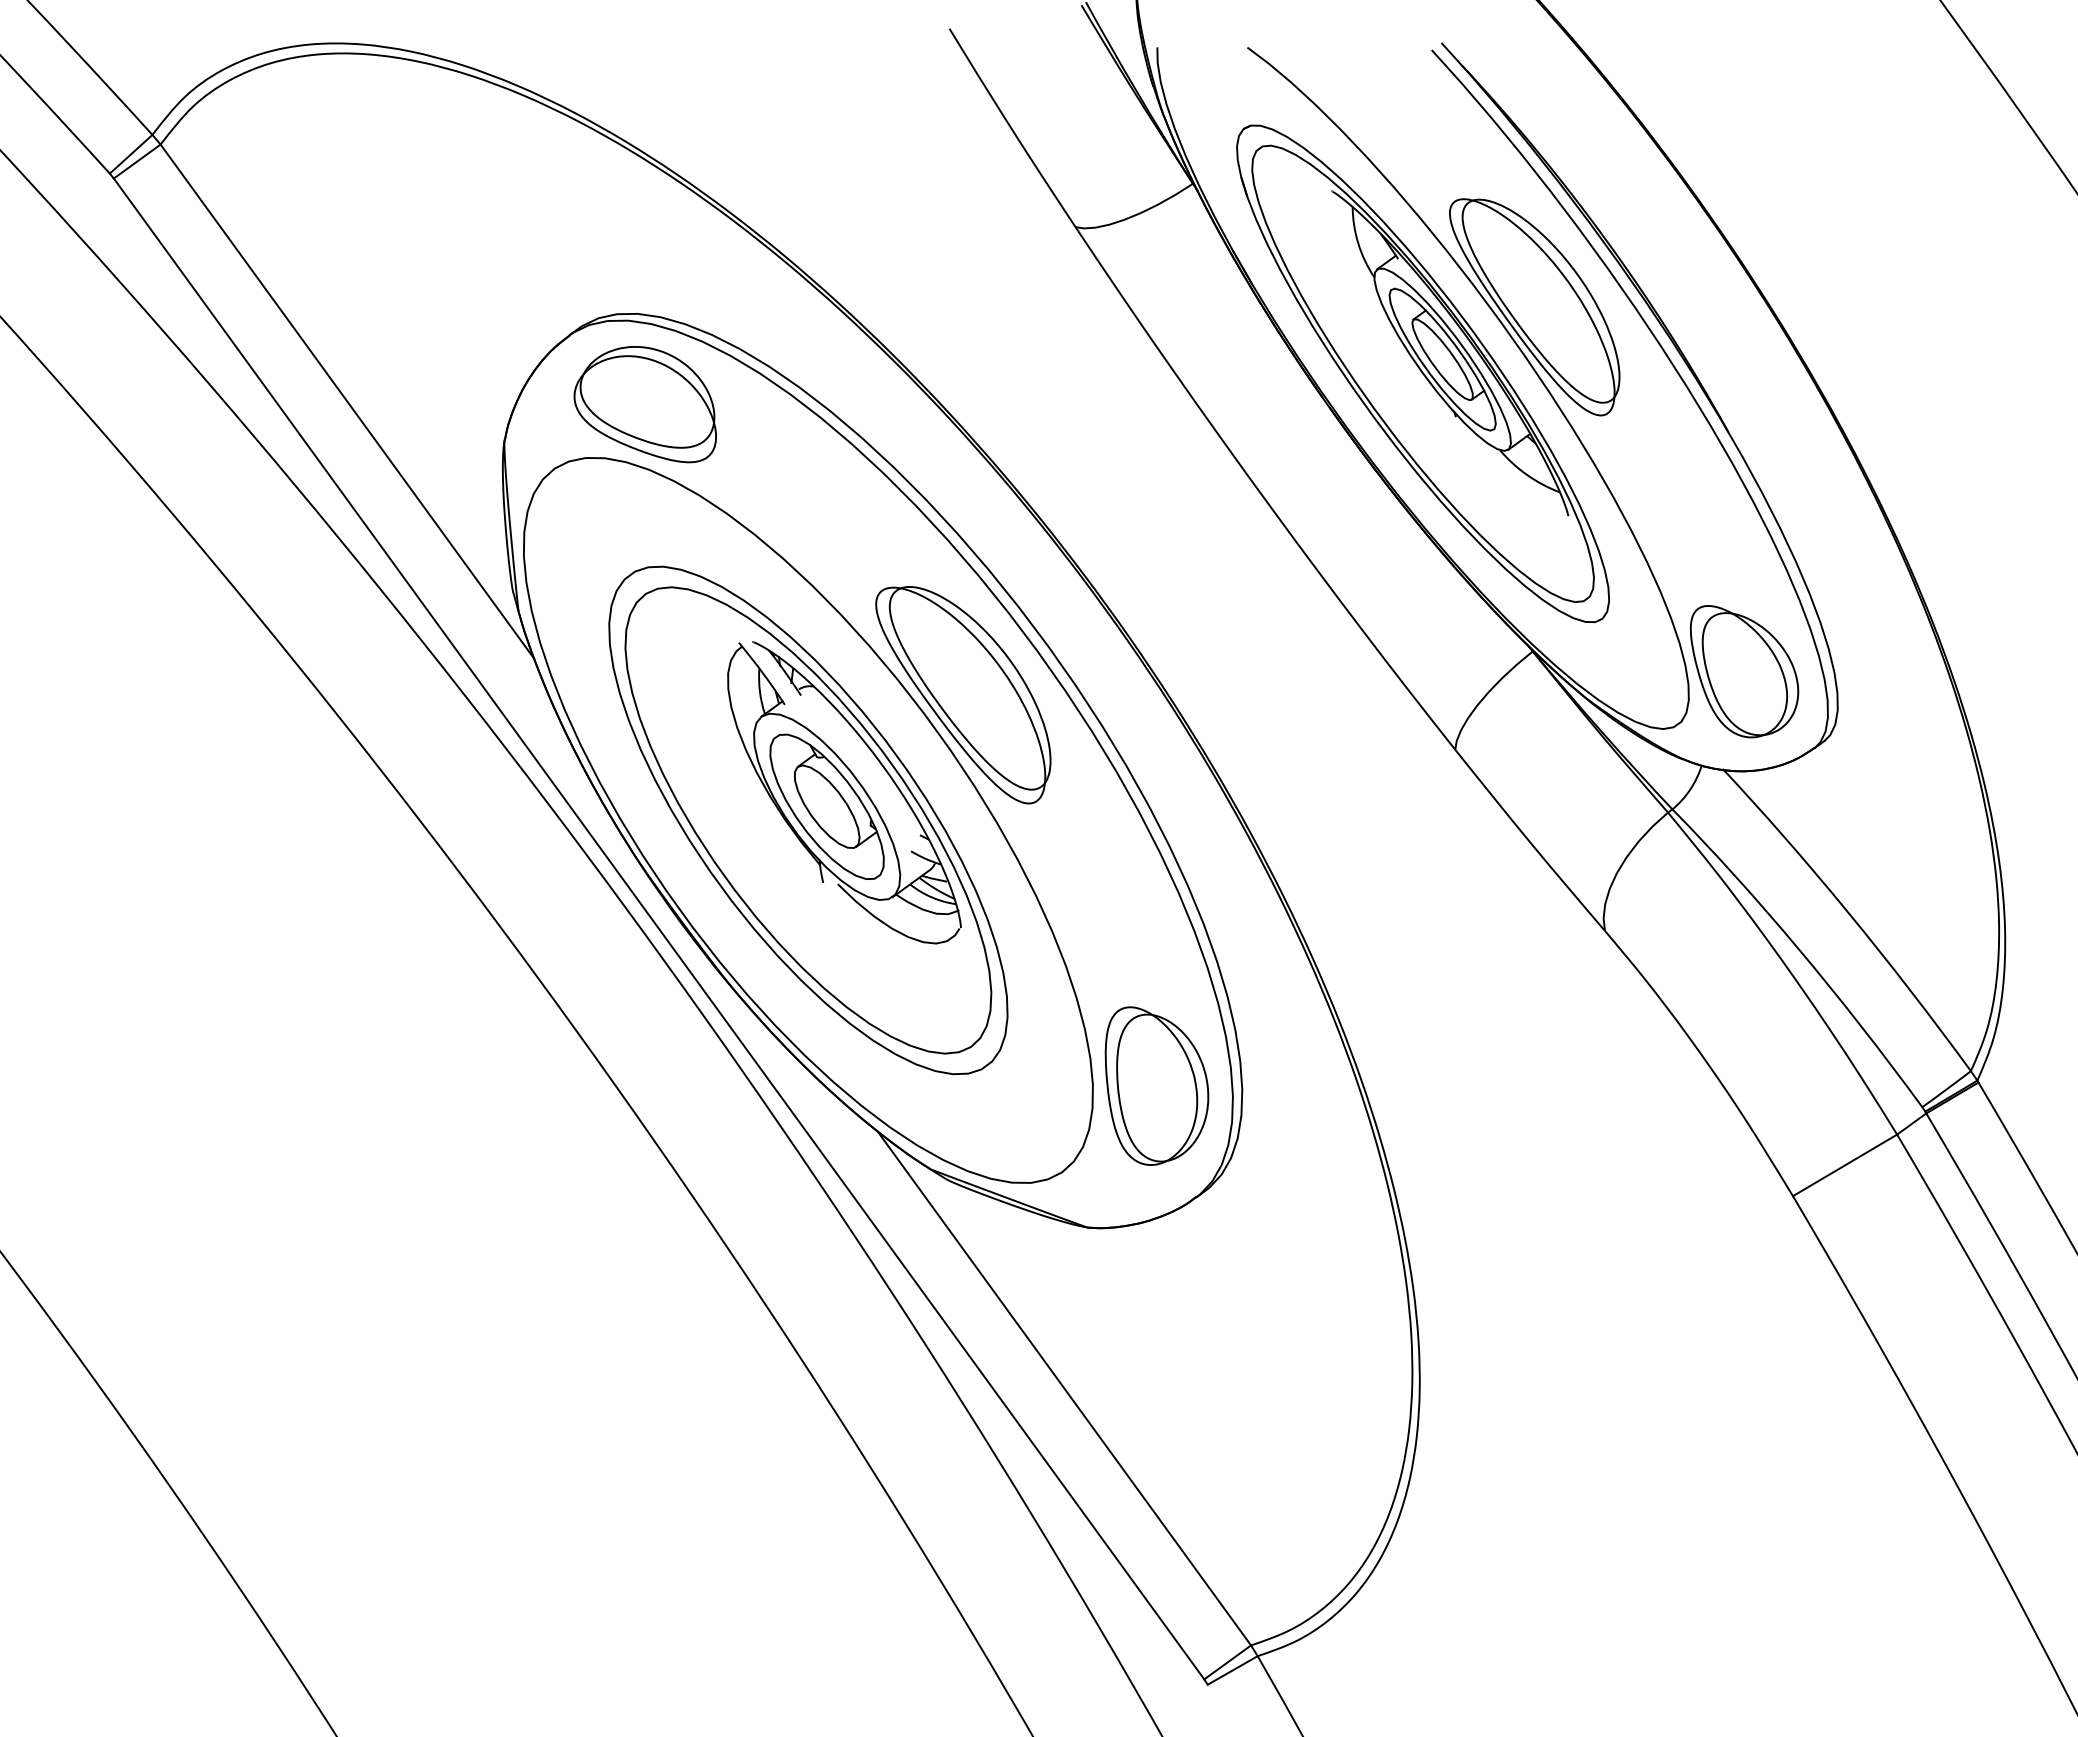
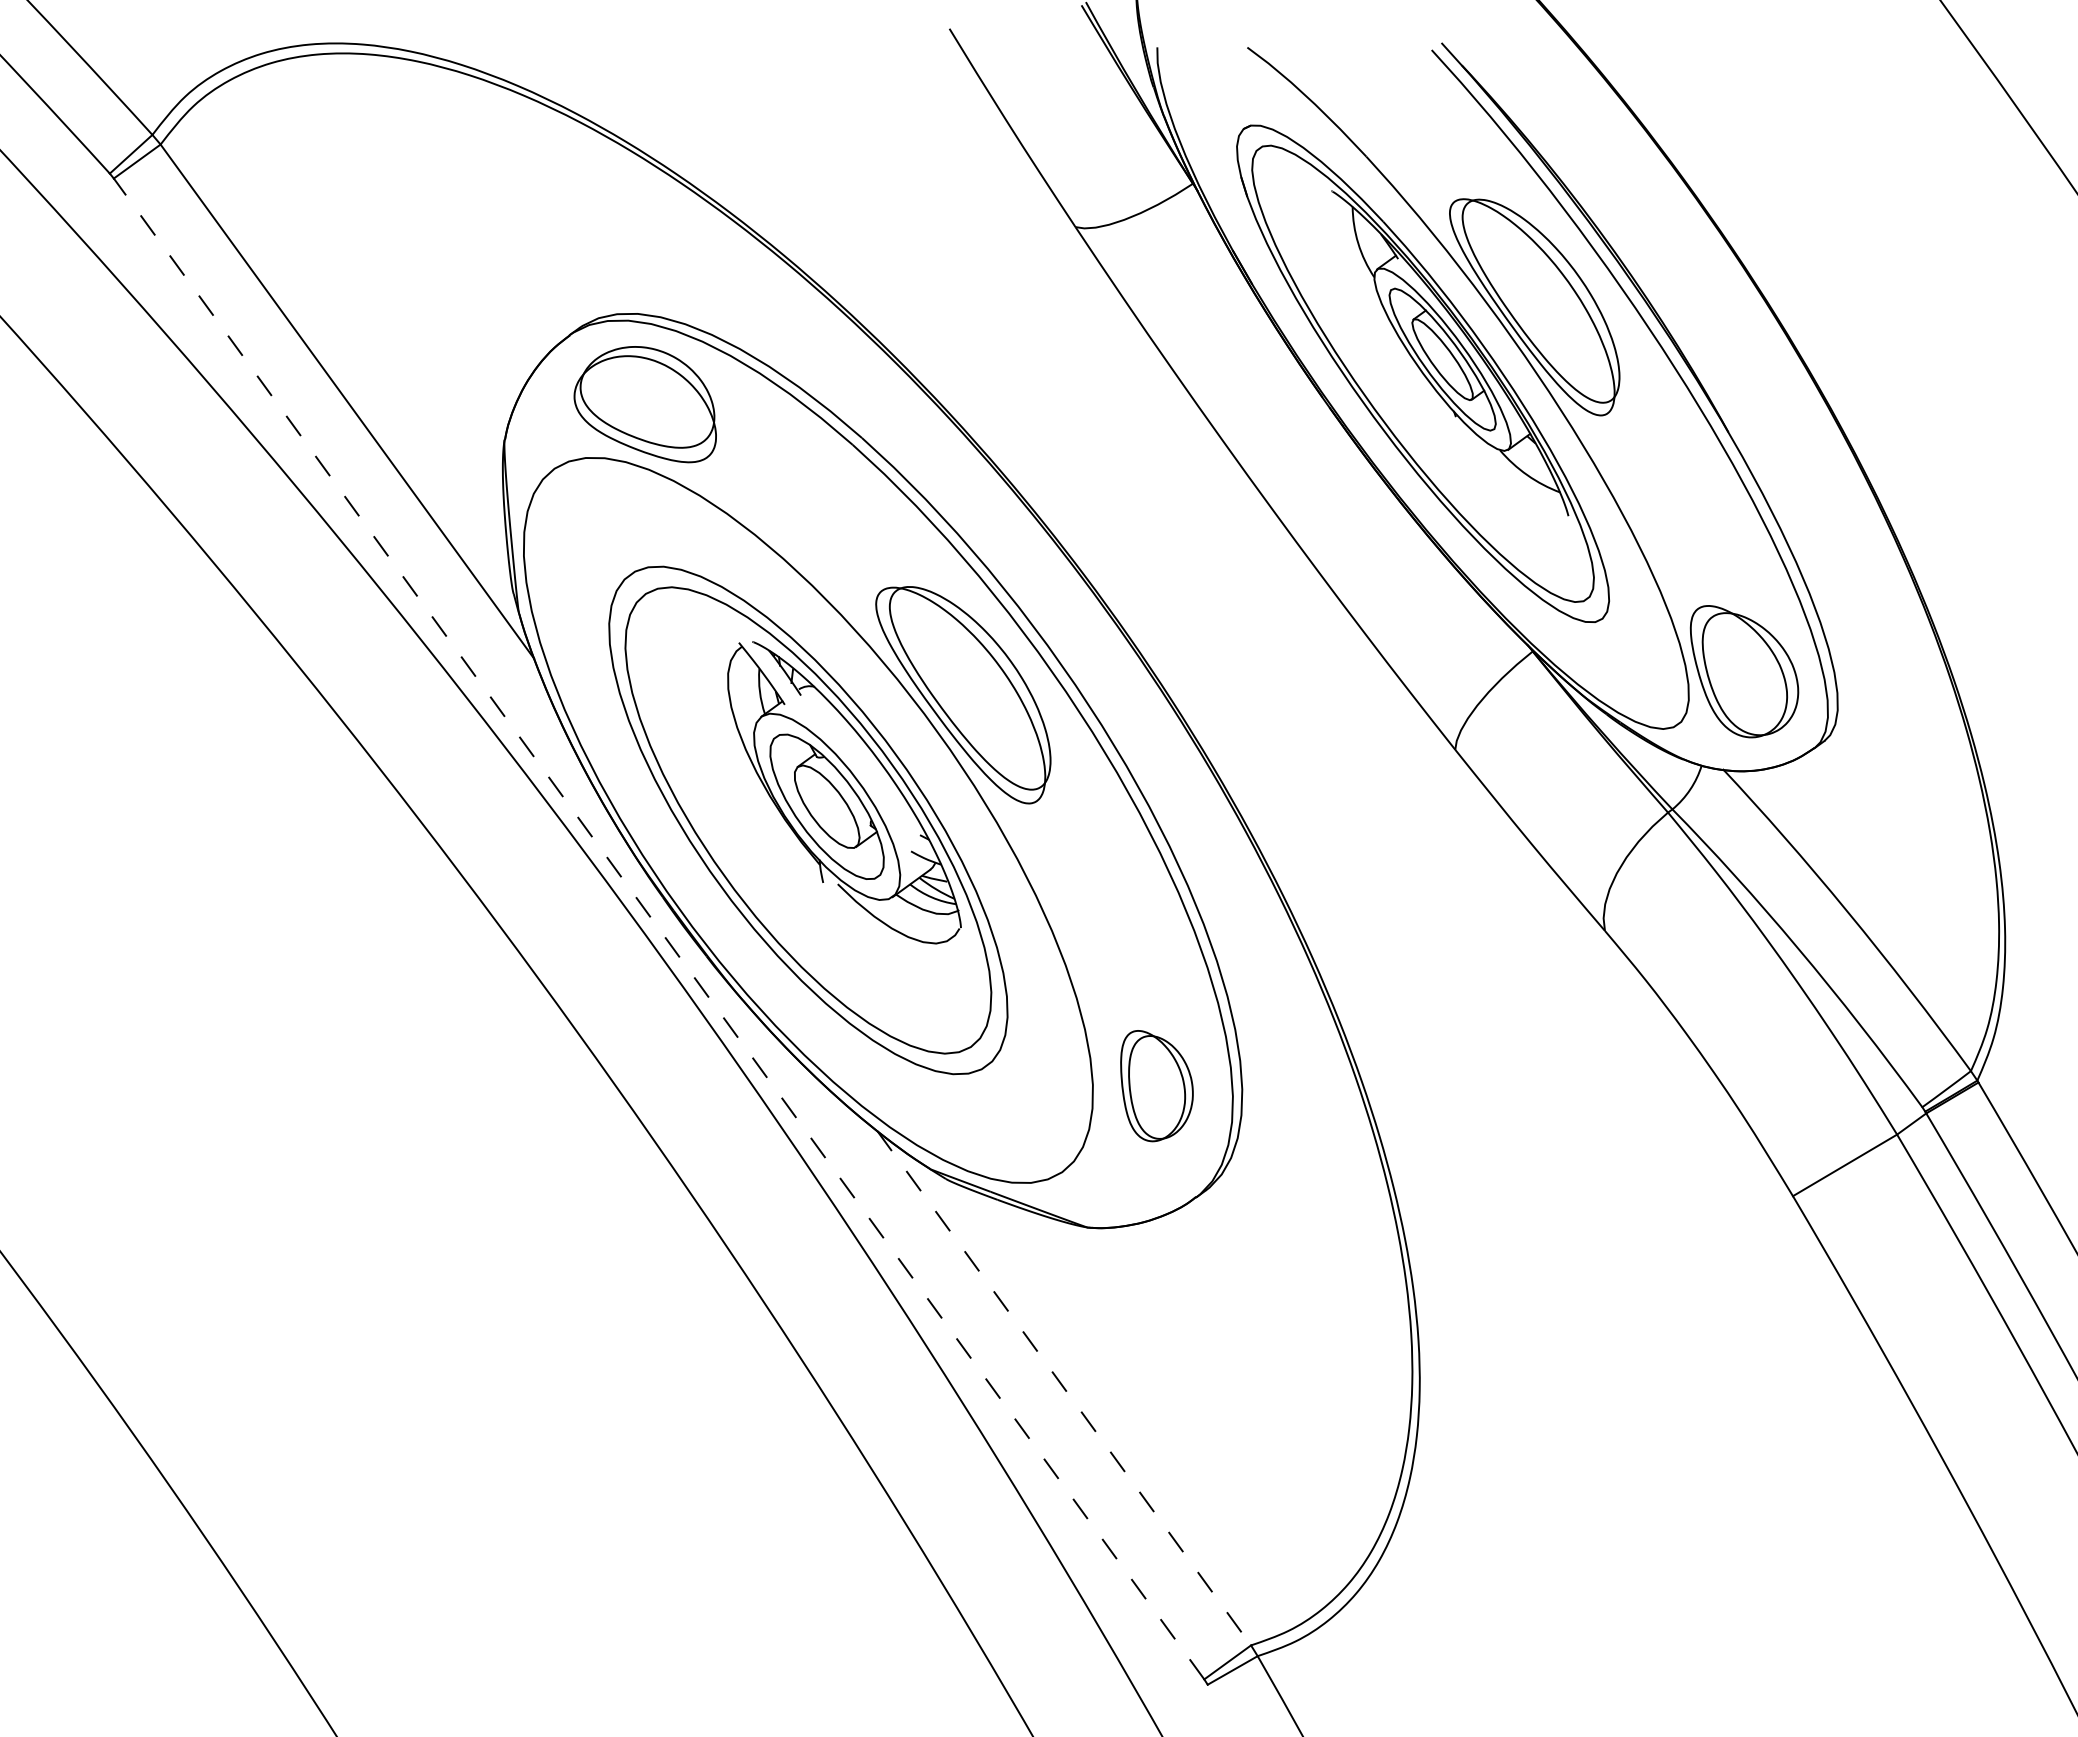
line: solid -> dashed (659, 928)
part size: 106x160 px -> 74x113 px (1156, 1086)
line: solid -> dashed (1064, 1388)
